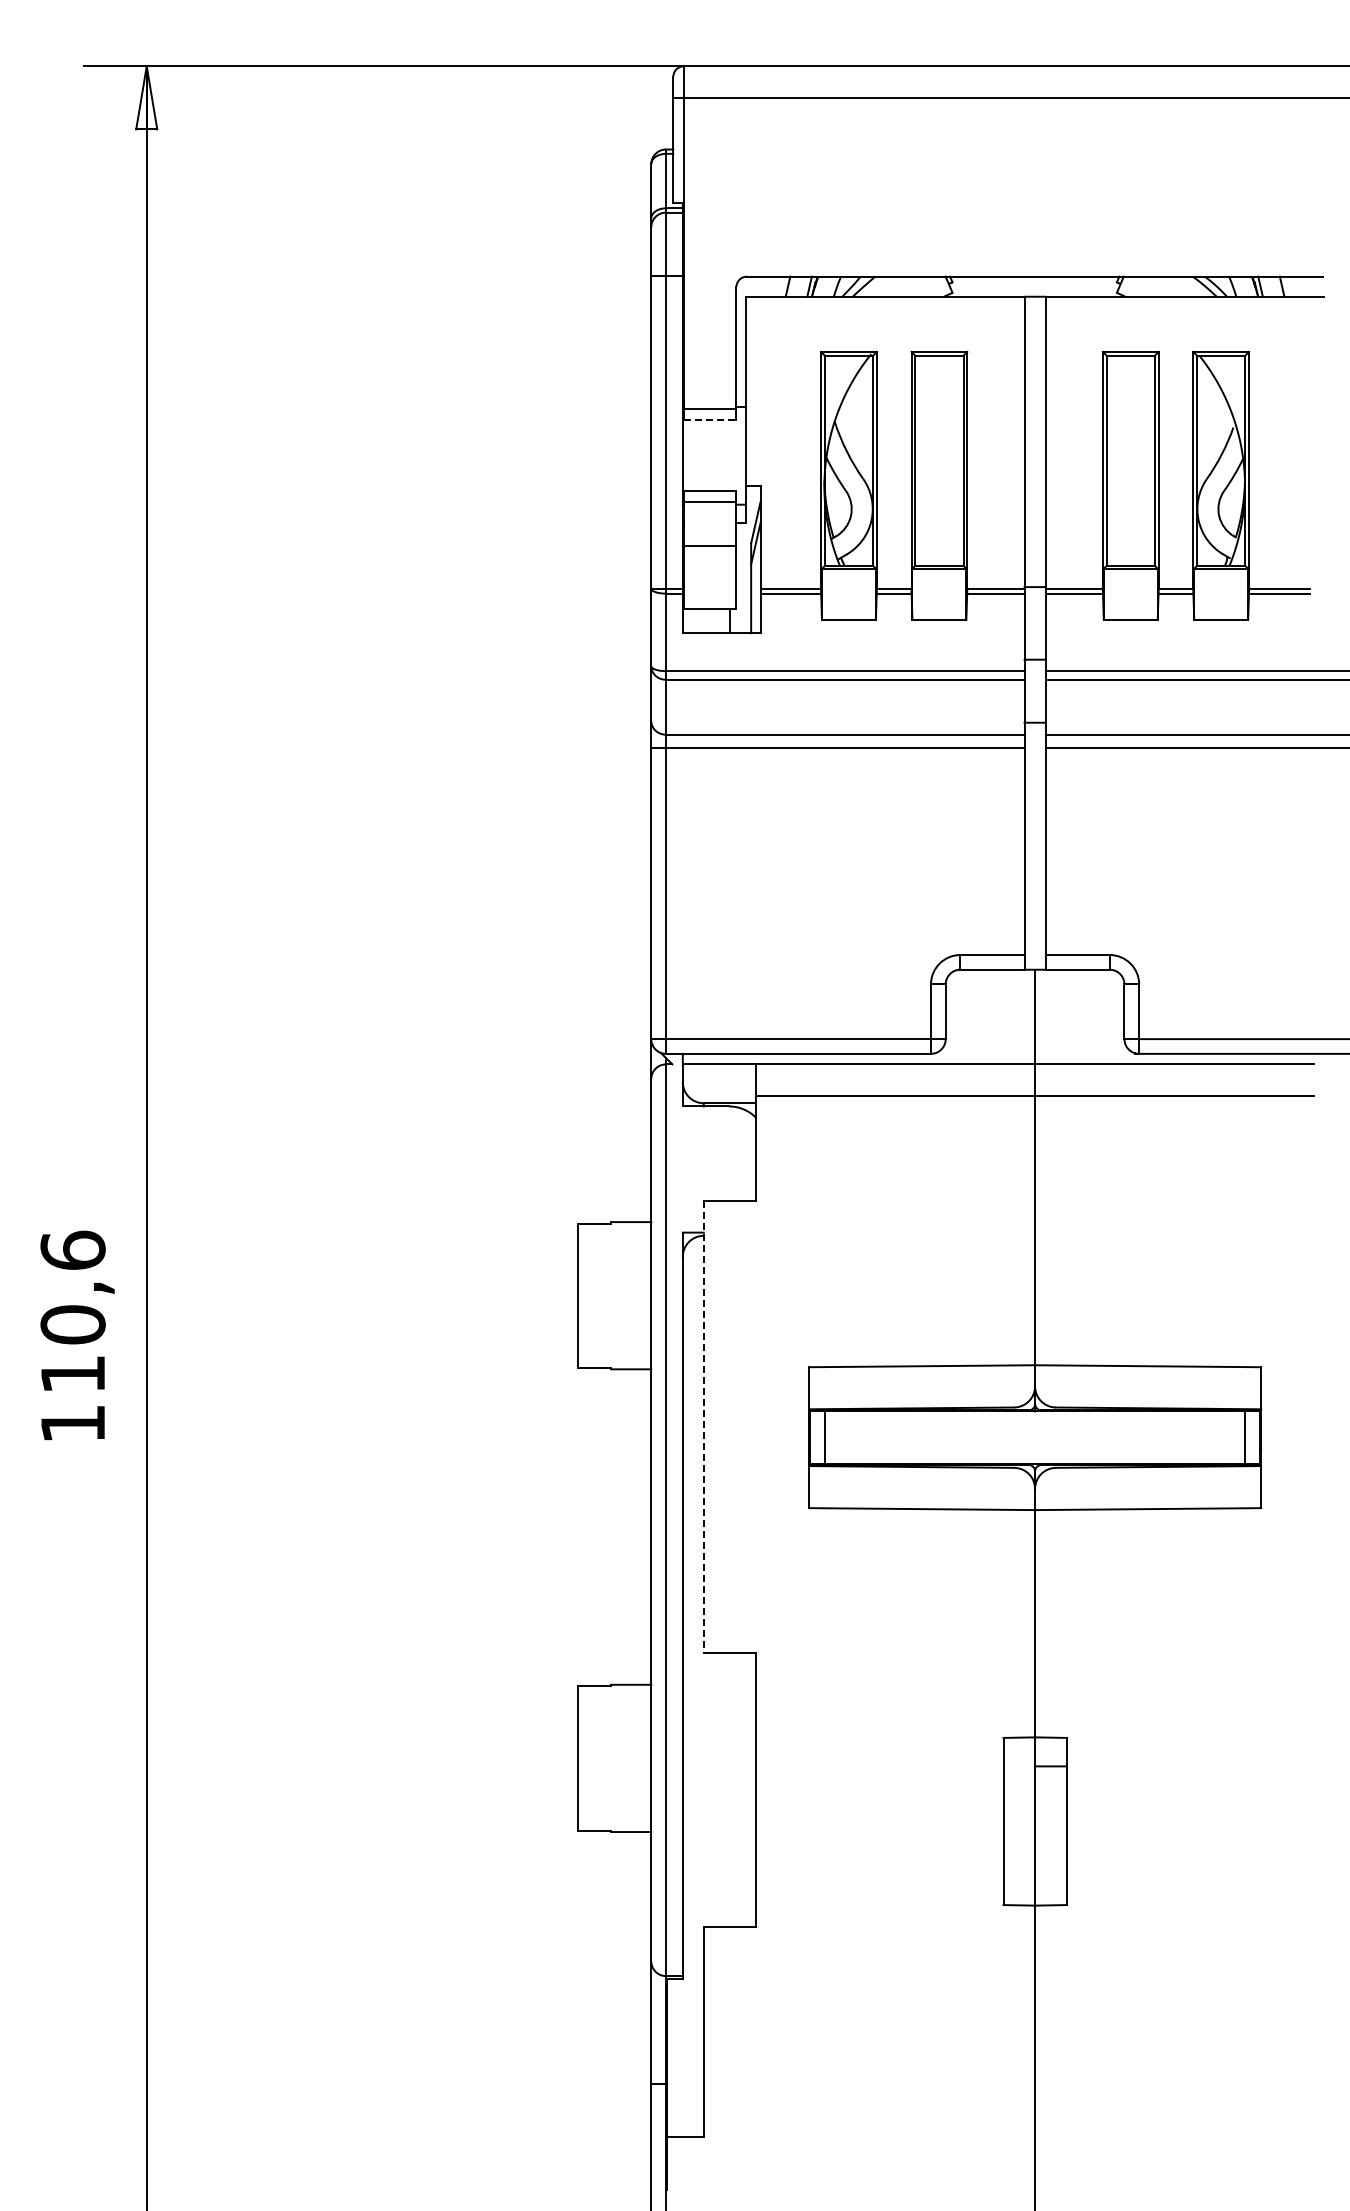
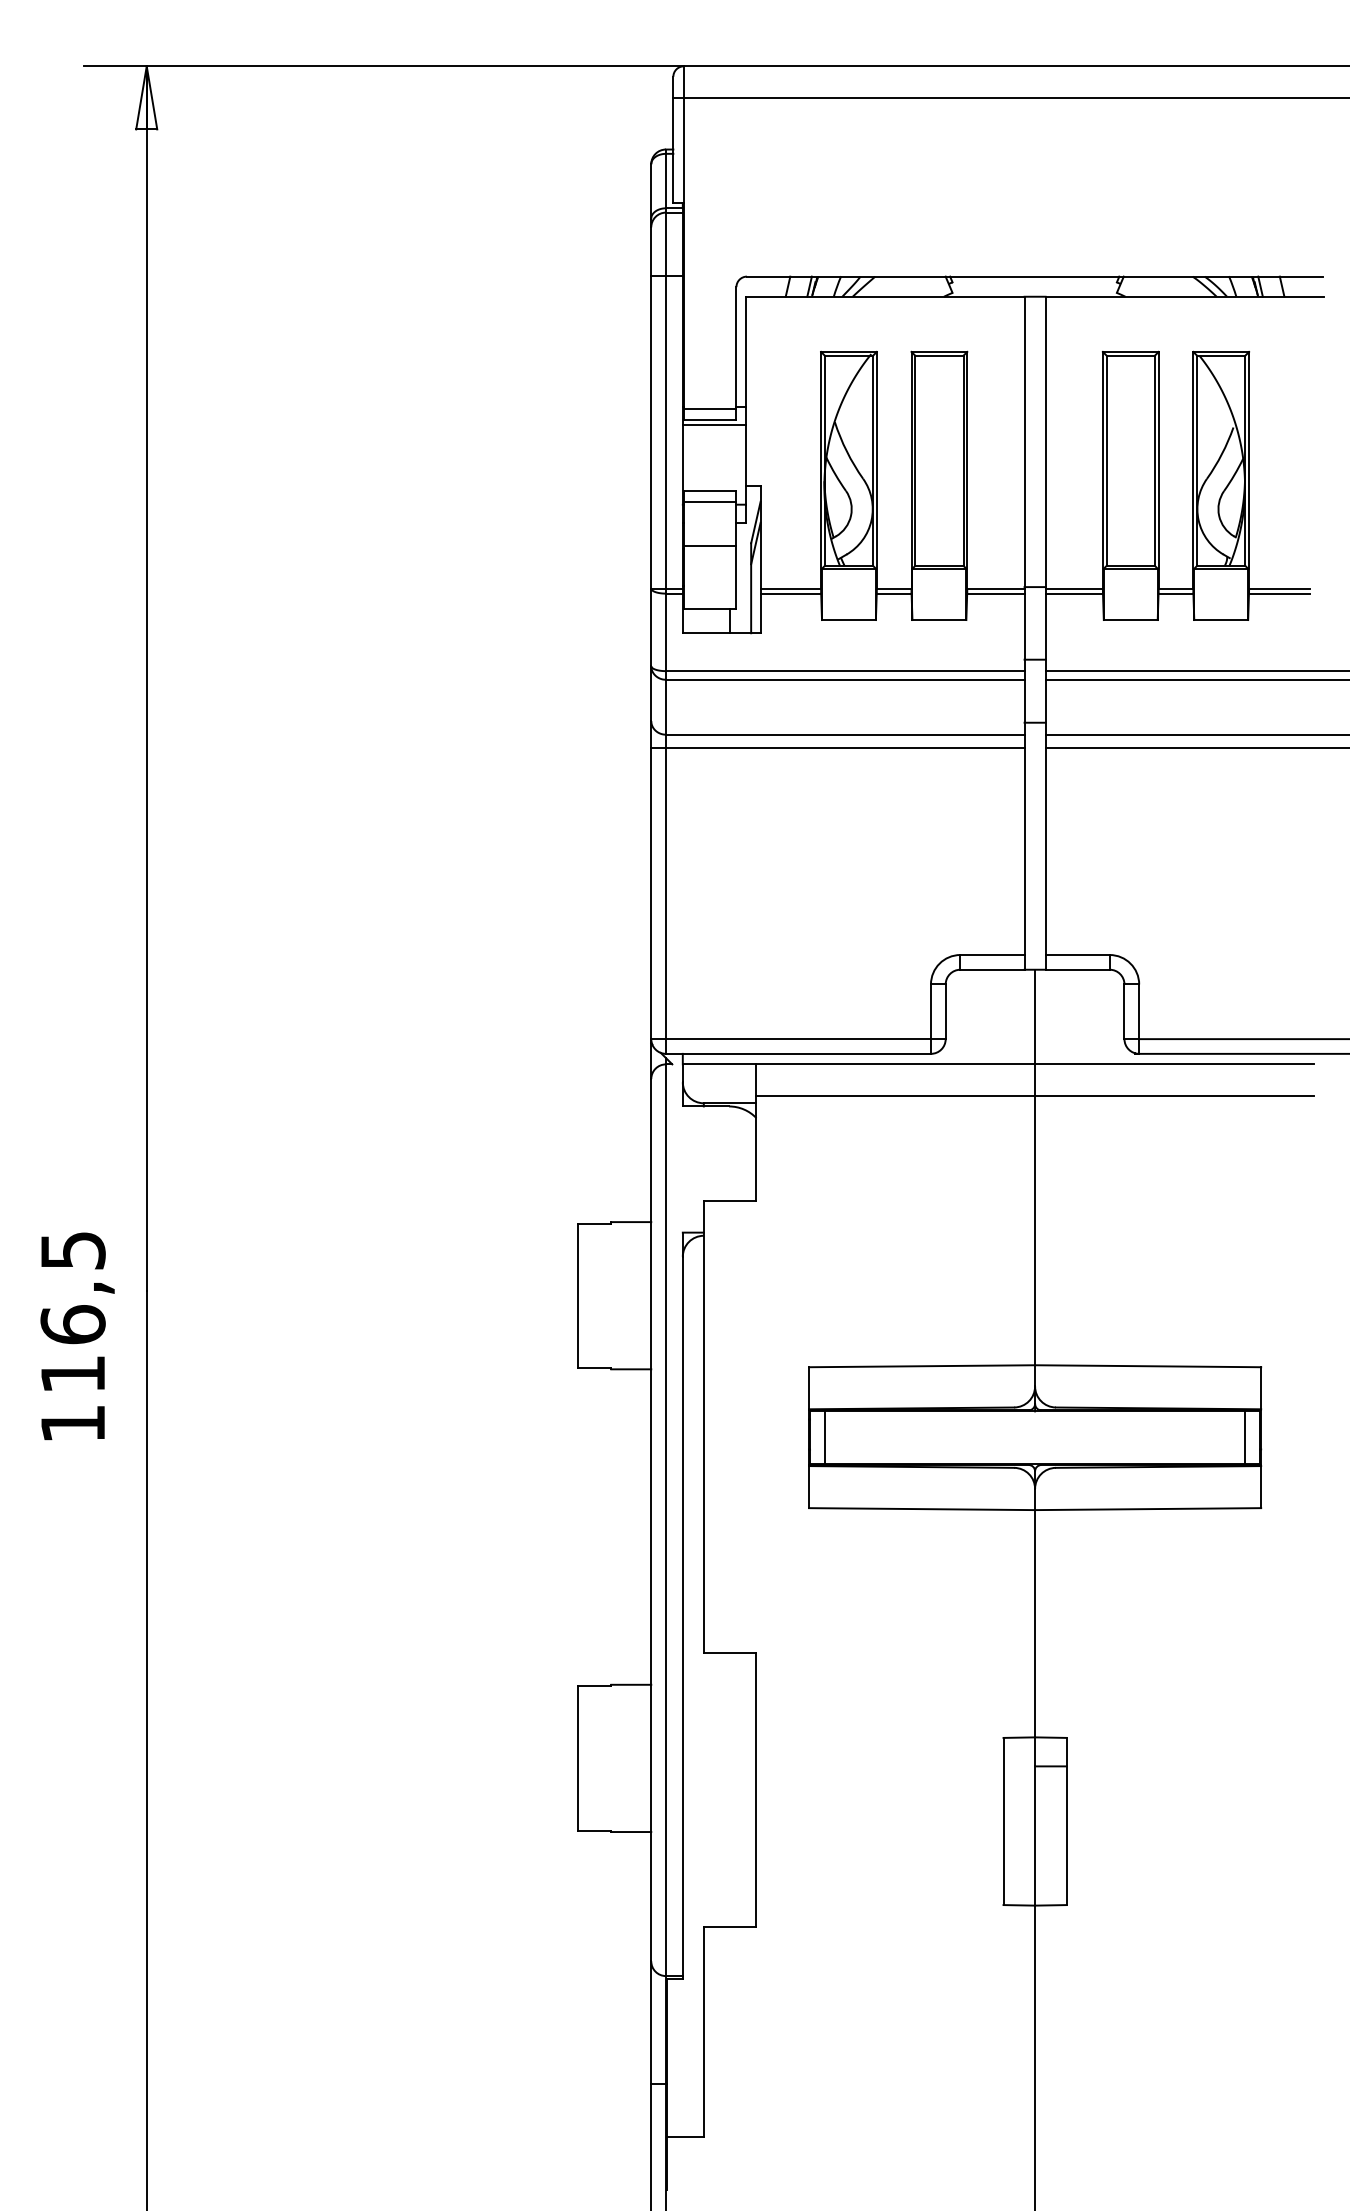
line: dashed -> solid (710, 419)
line: none -> present (713, 425)
text: 110,6 -> 116,5 (72, 1287)
line: dashed -> solid (703, 1427)
